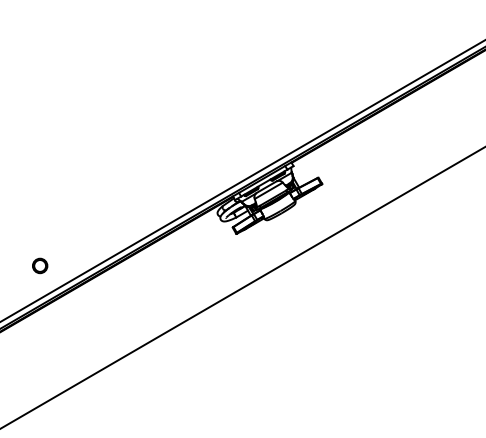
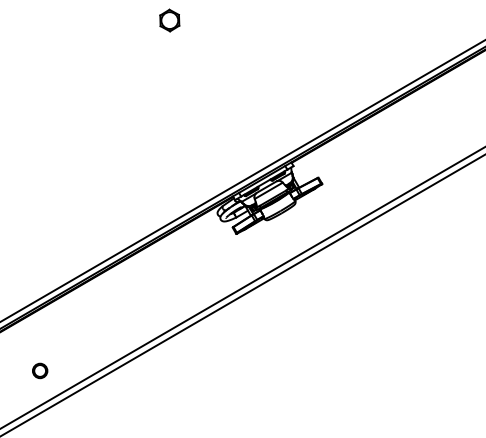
part: none -> present (169, 20)
part position: (40, 265) -> (40, 370) (40, 370)
line: none -> present (242, 295)
